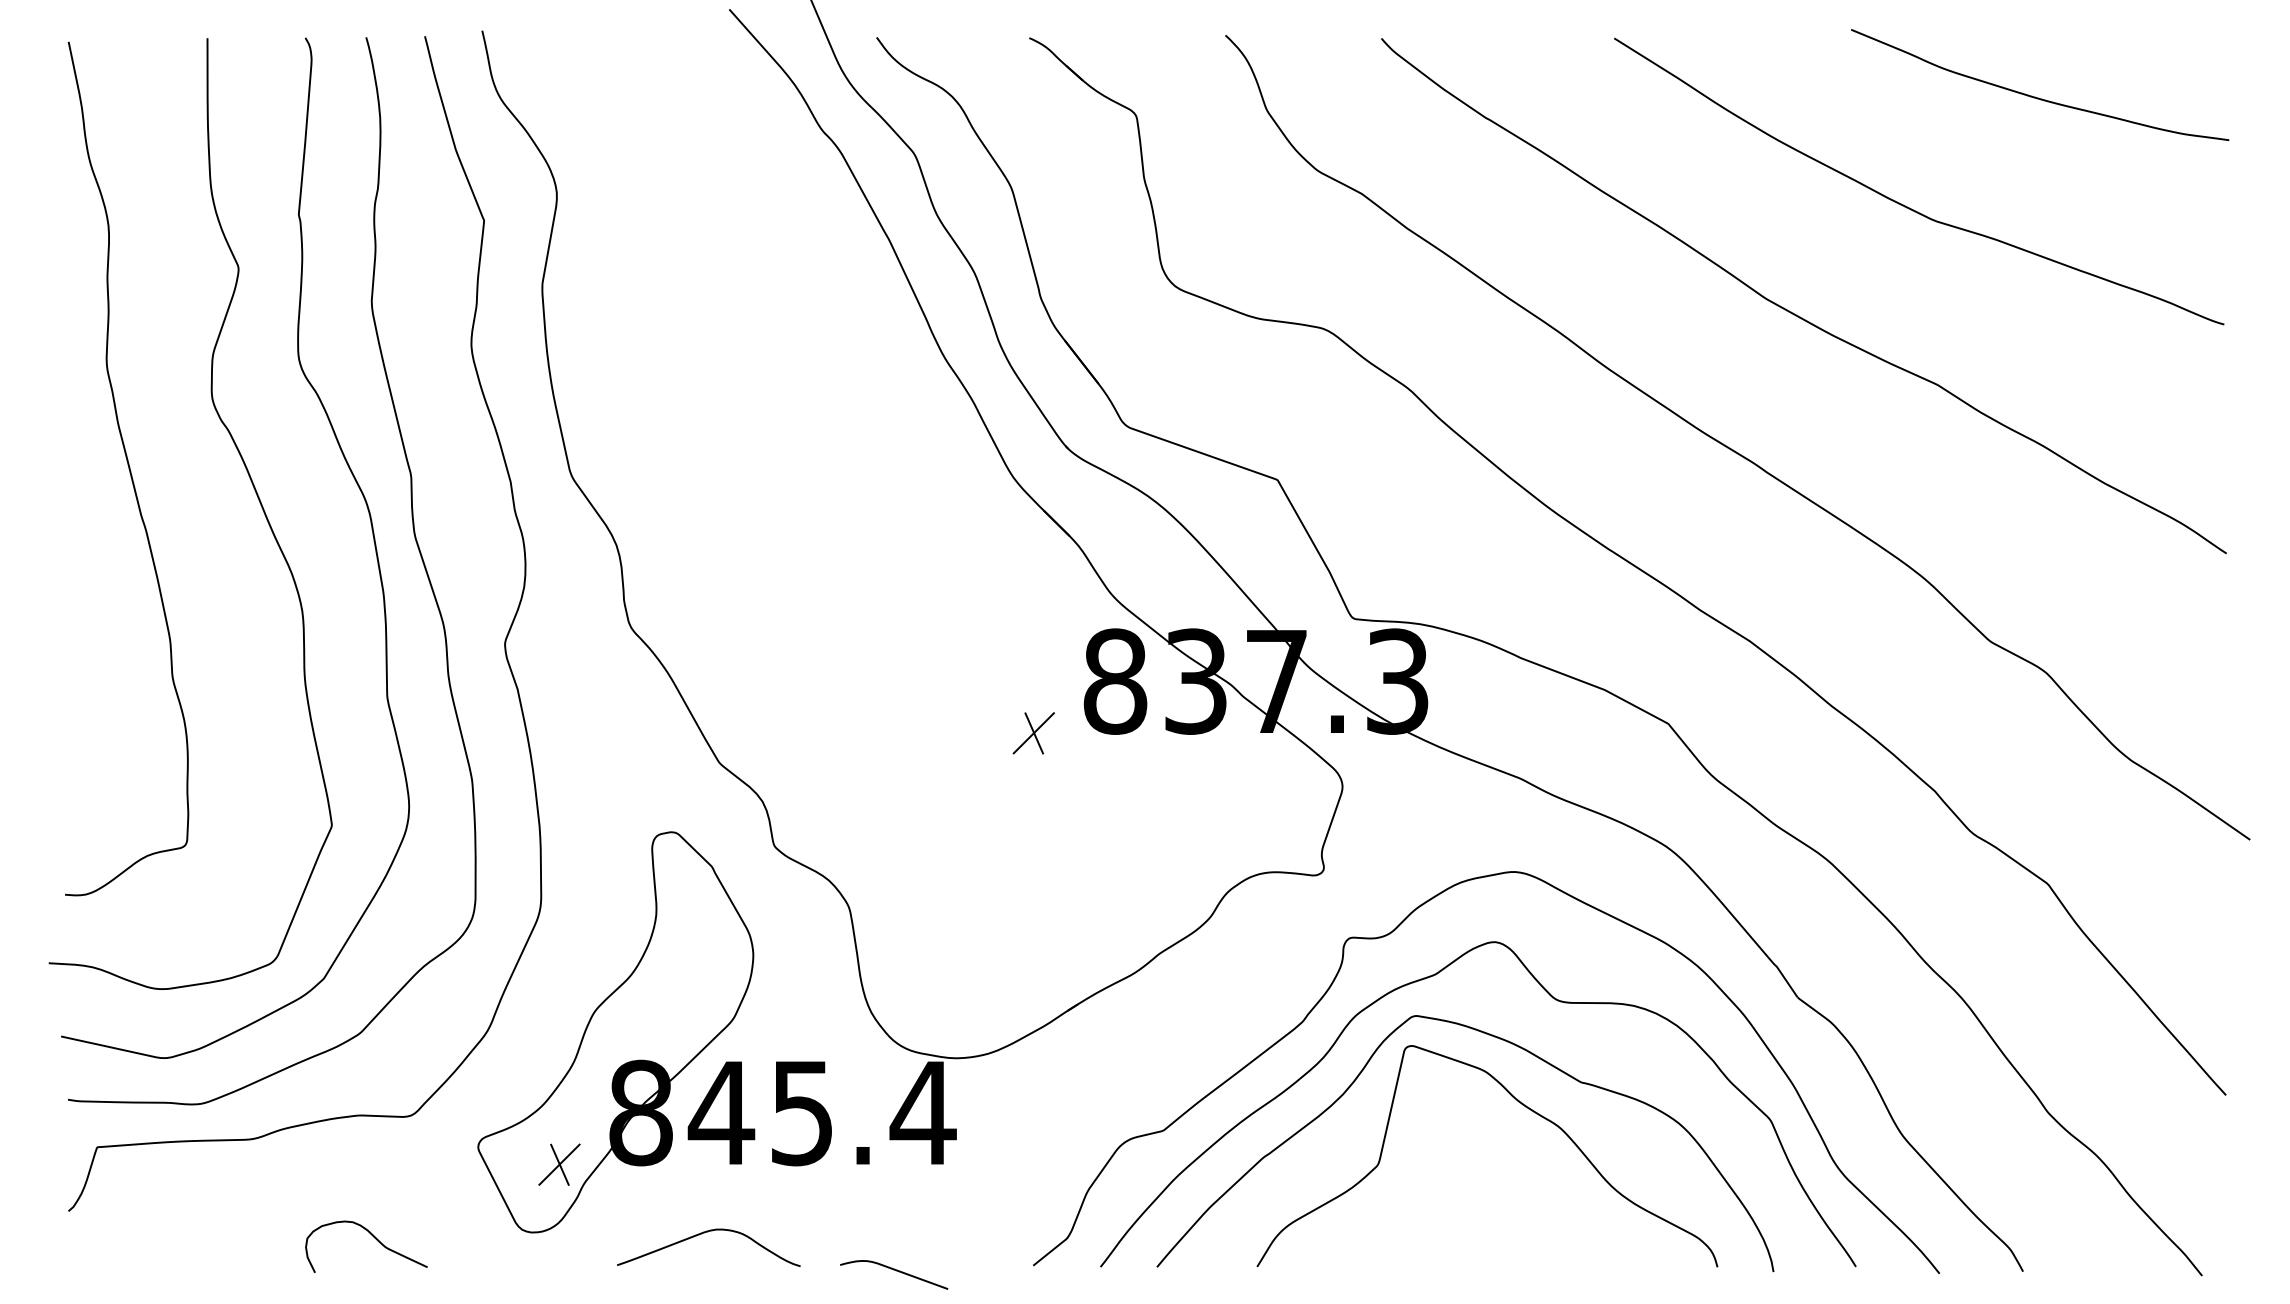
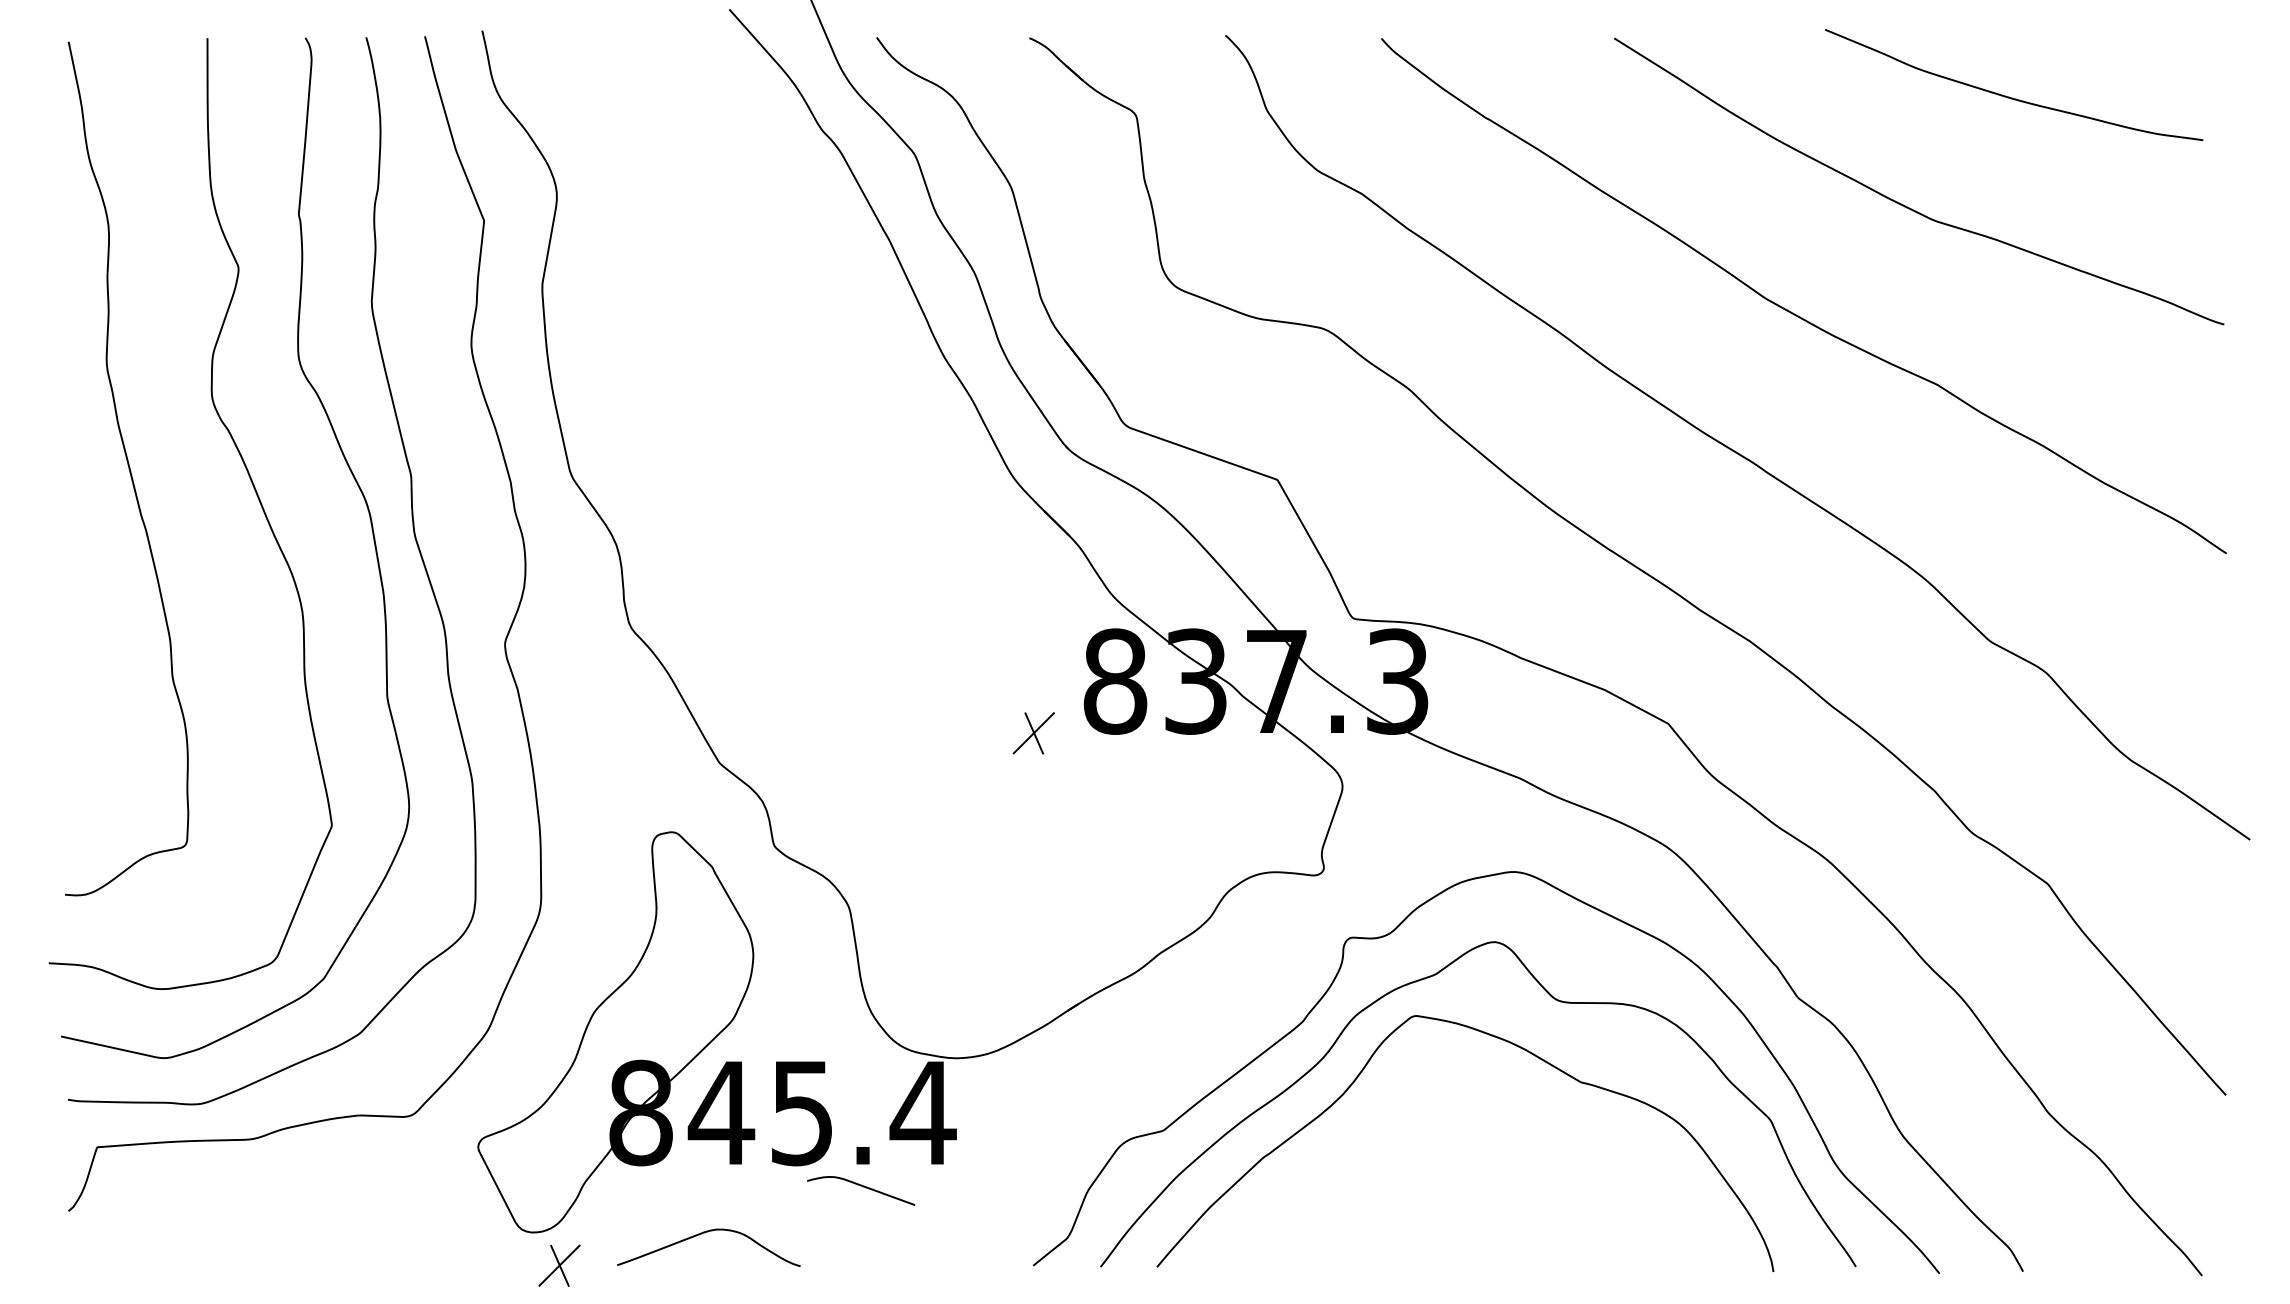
curve position: (2035, 96) -> (2009, 96) (2009, 96)
curve: present -> none (1522, 1105)
part position: (559, 1164) -> (559, 1265) (559, 1265)
curve: present -> none (374, 1238)
curve position: (896, 1271) -> (863, 1187) (863, 1187)
